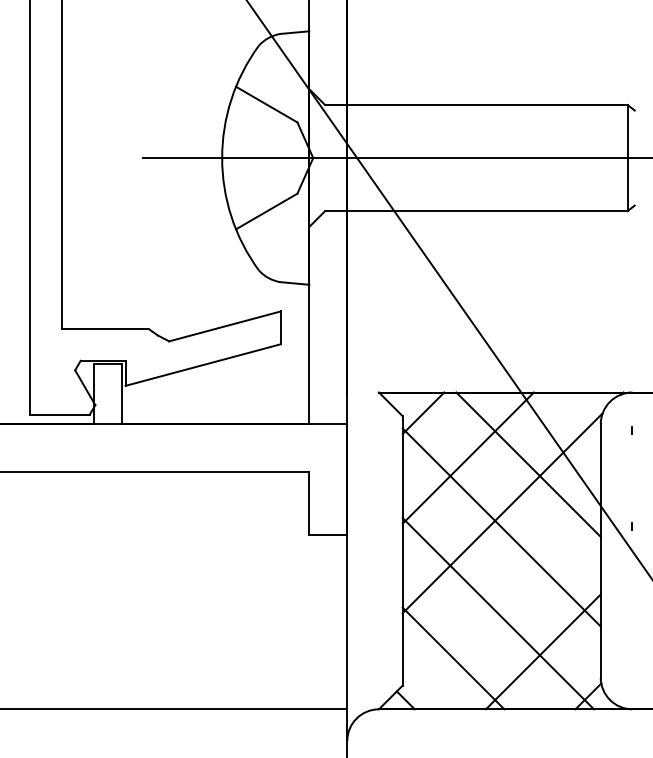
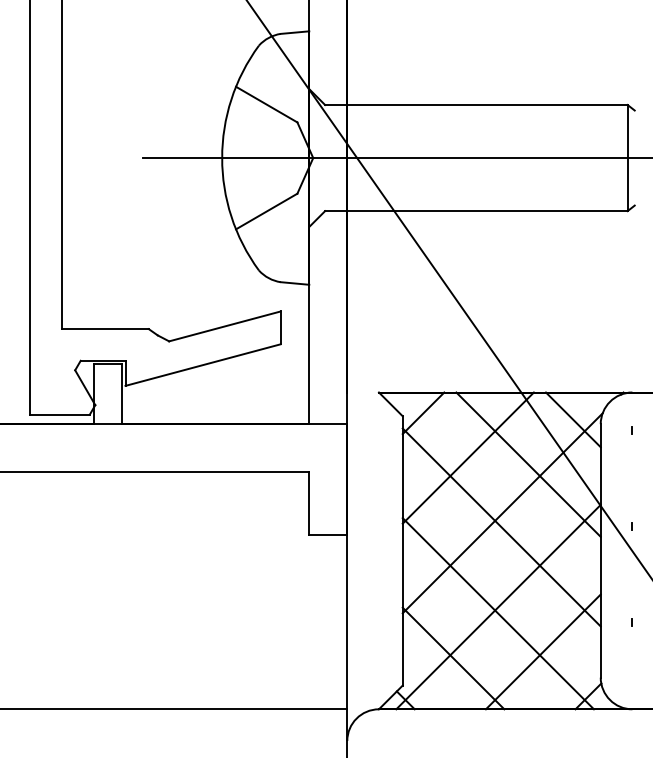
line: none -> present (572, 419)
line: none -> present (498, 606)
line: none -> present (631, 622)
